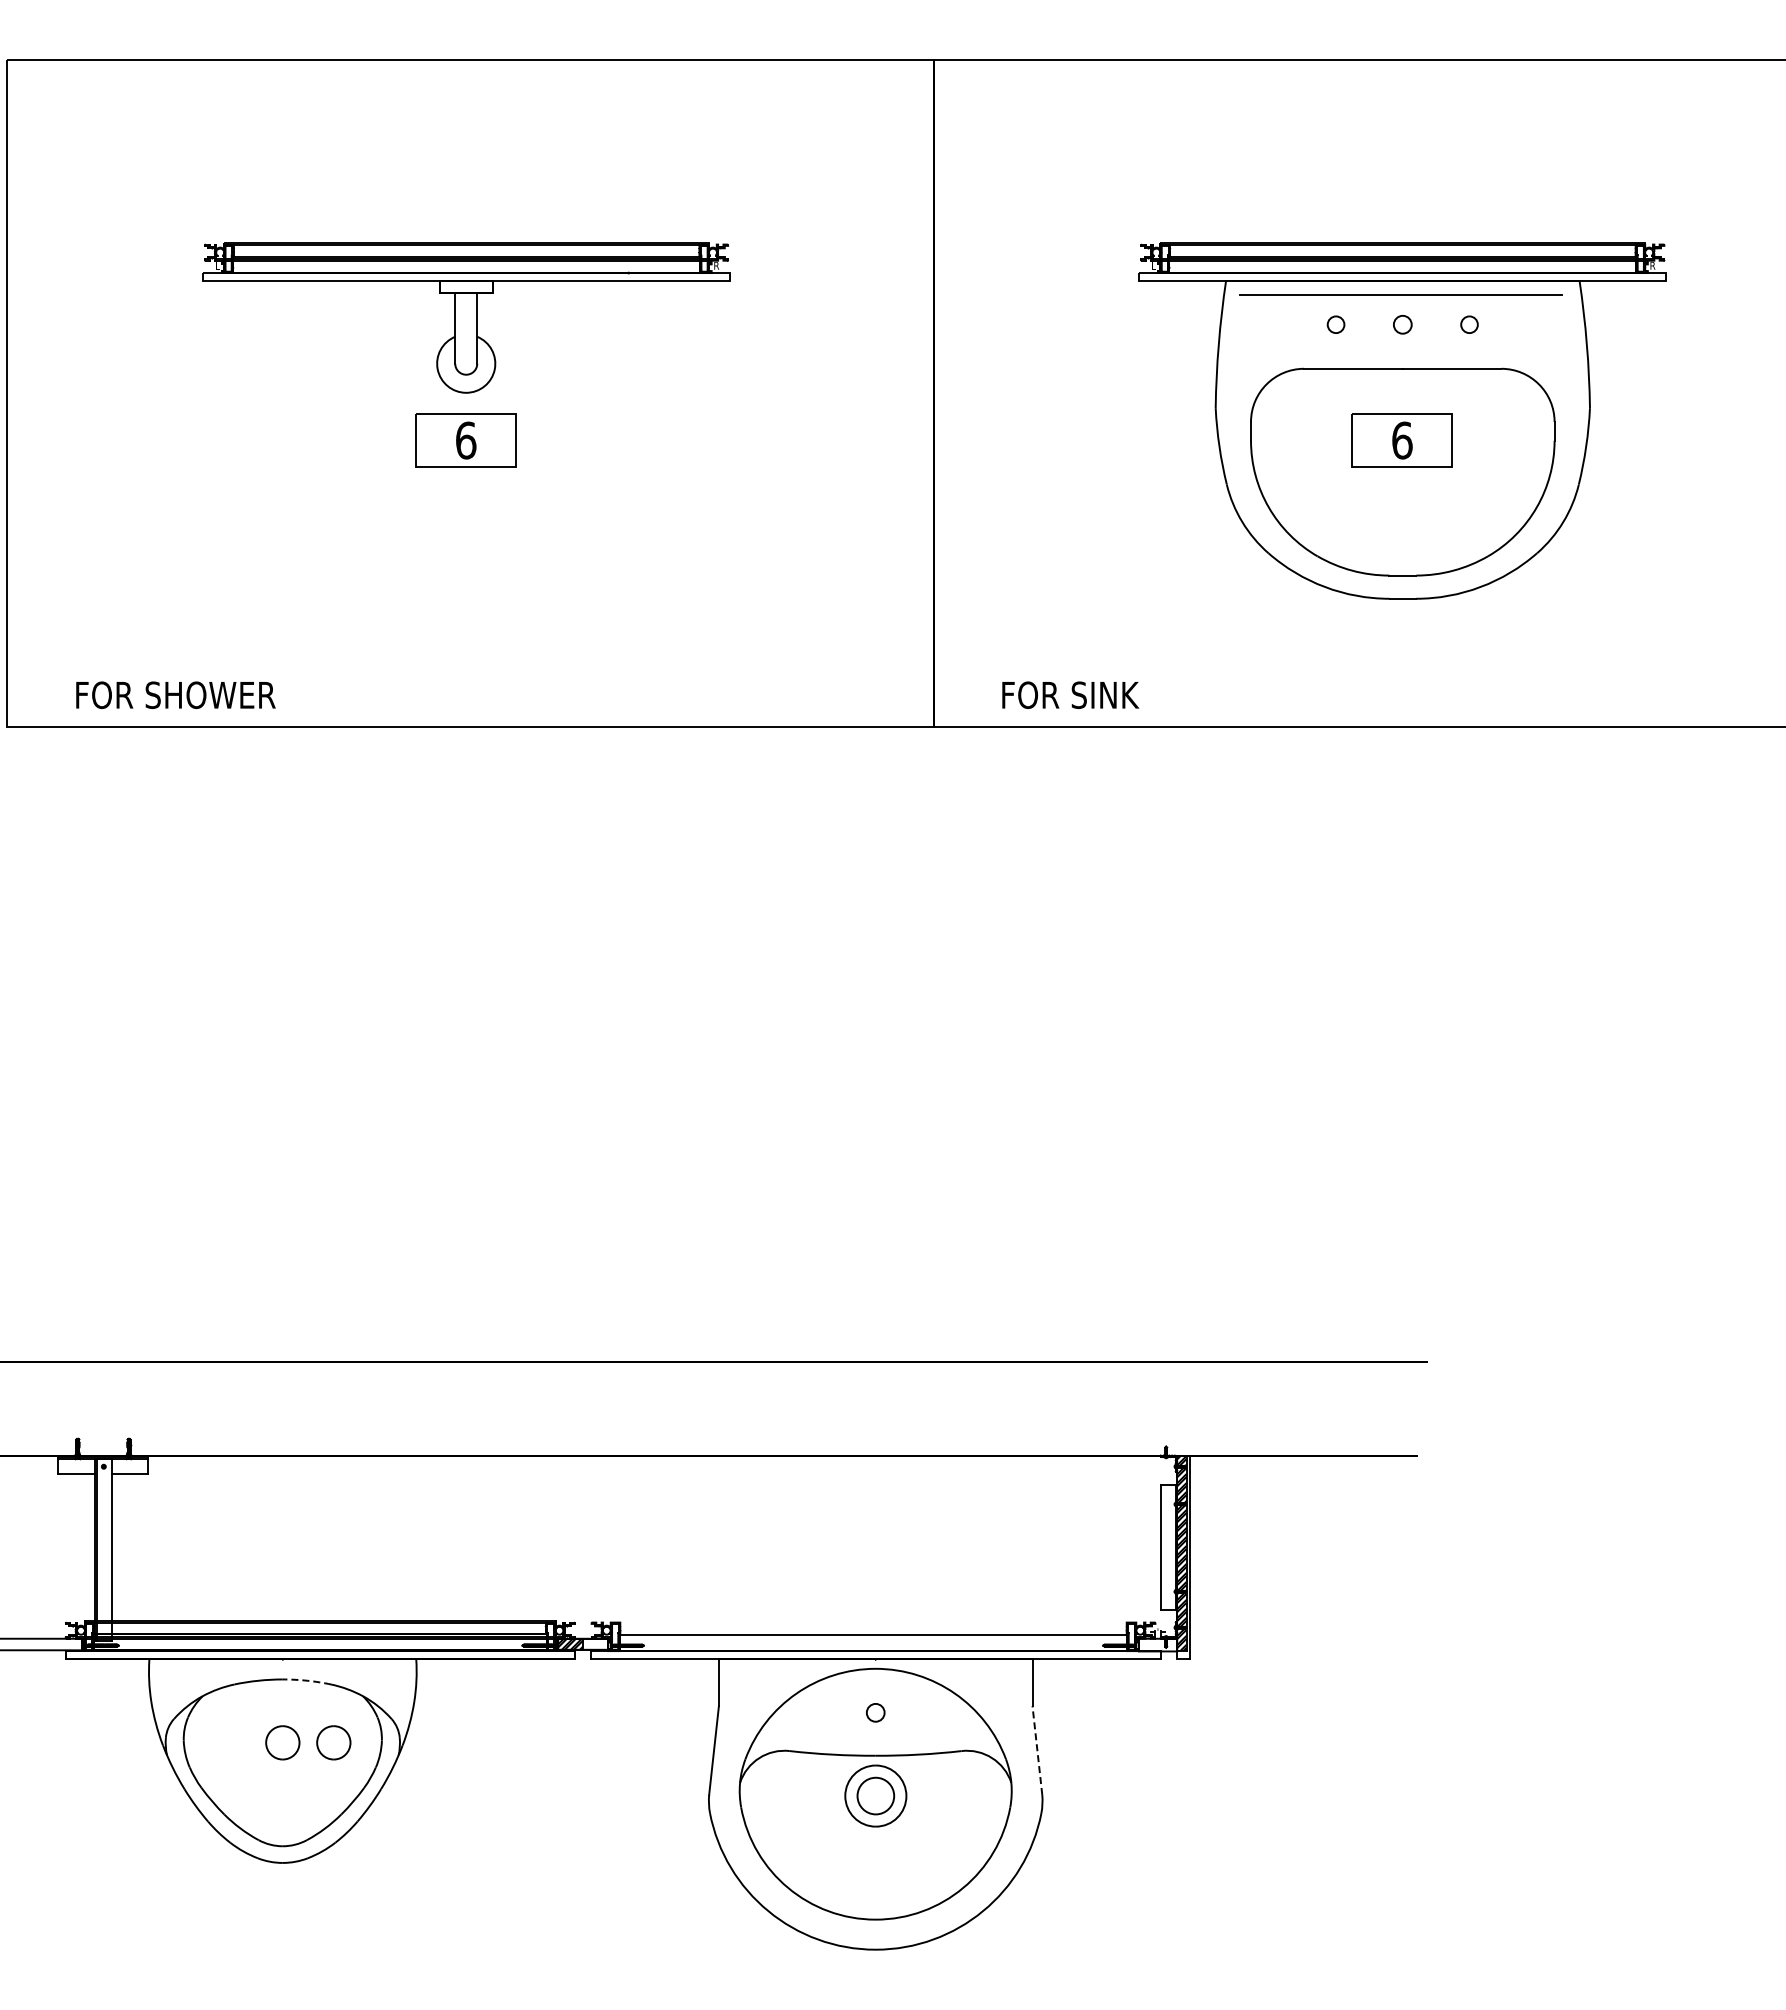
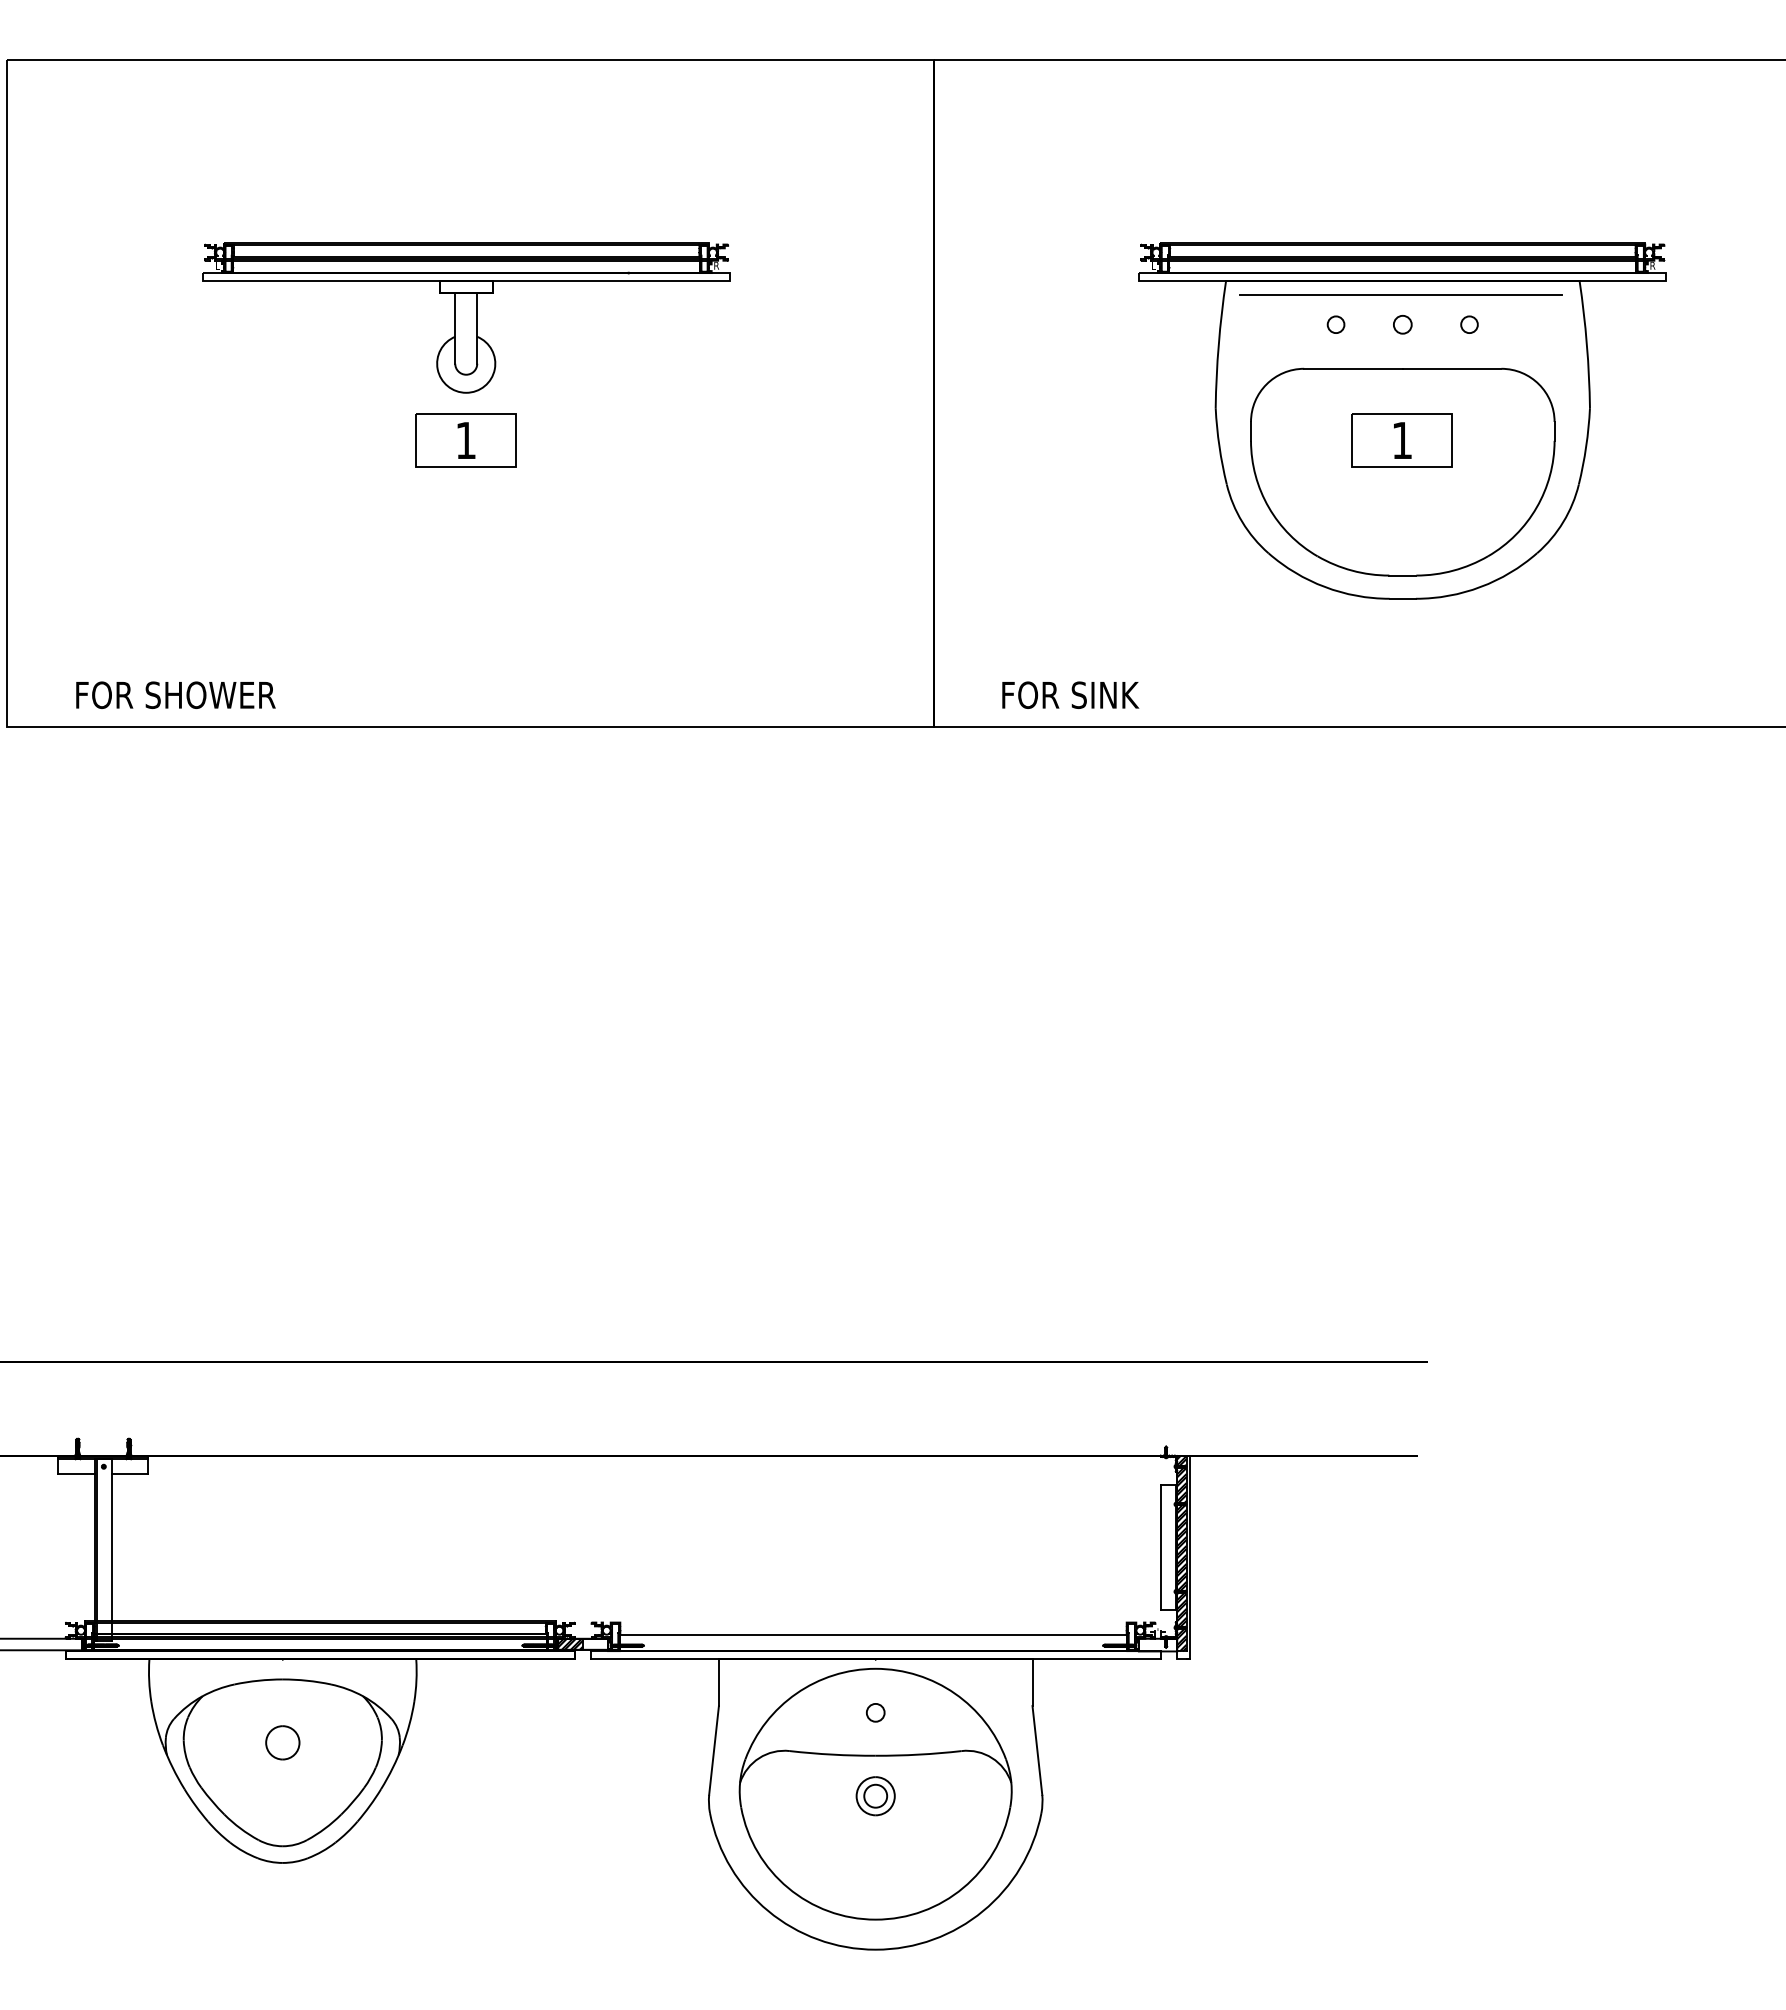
text: 6 -> 1 (466, 440)
text: 6 -> 1 (1402, 440)
arc: dashed -> solid (307, 1680)
part: present -> none (333, 1742)
line: dashed -> solid (1037, 1750)
part size: 64x64 px -> 41x41 px (875, 1796)
